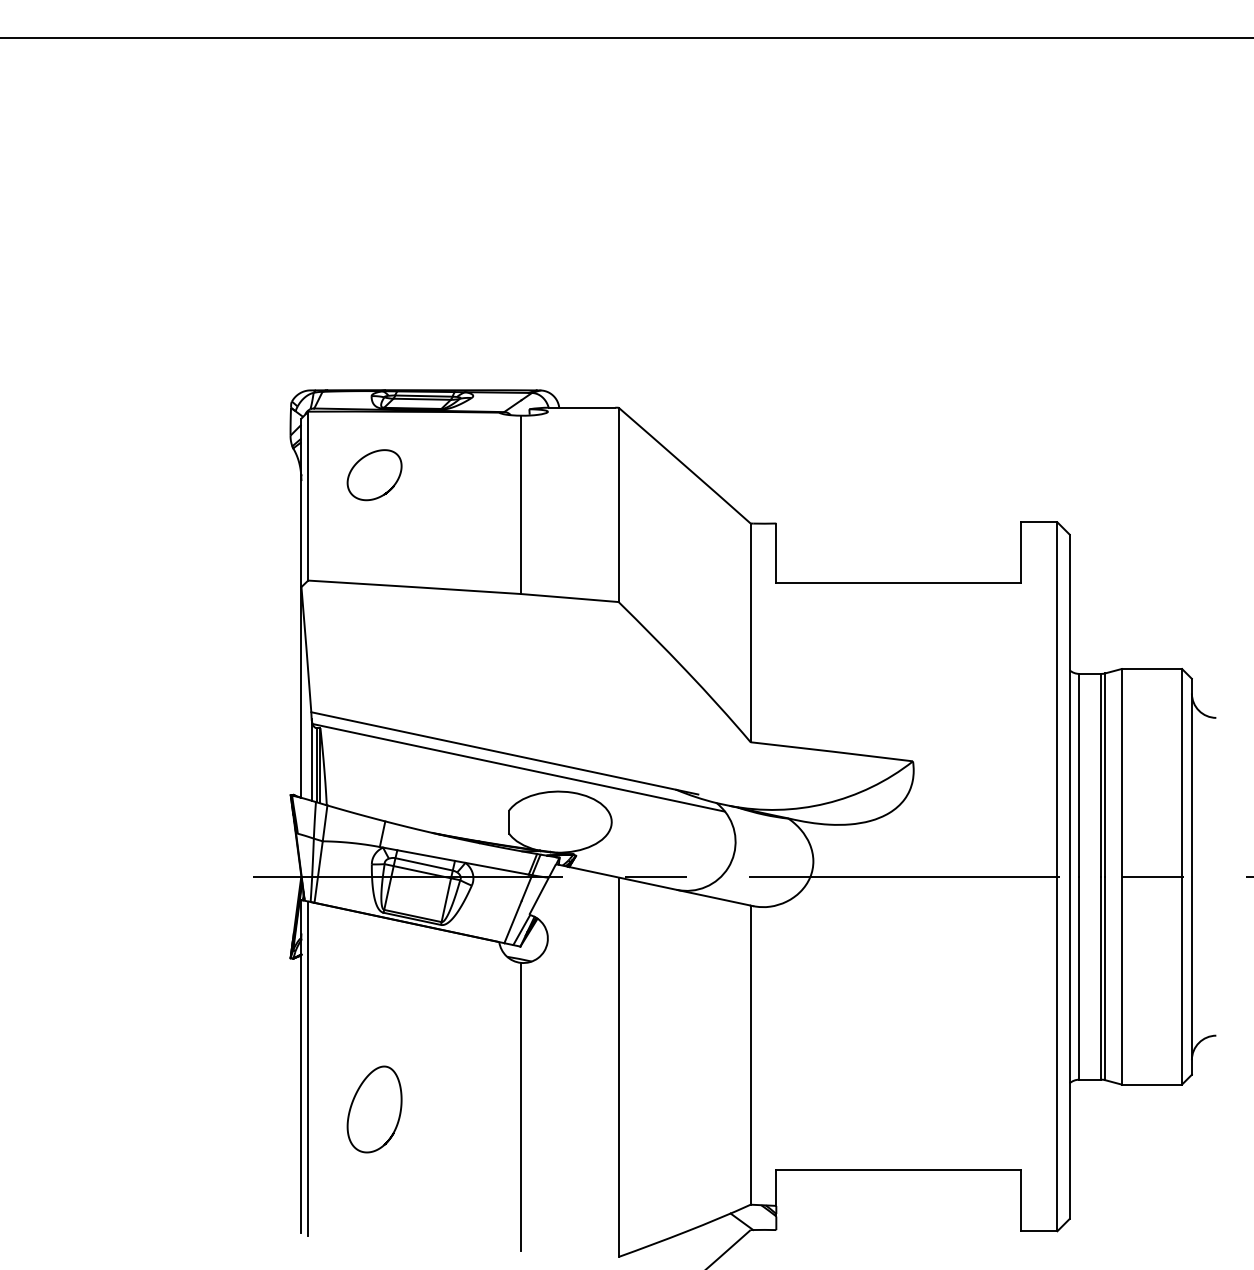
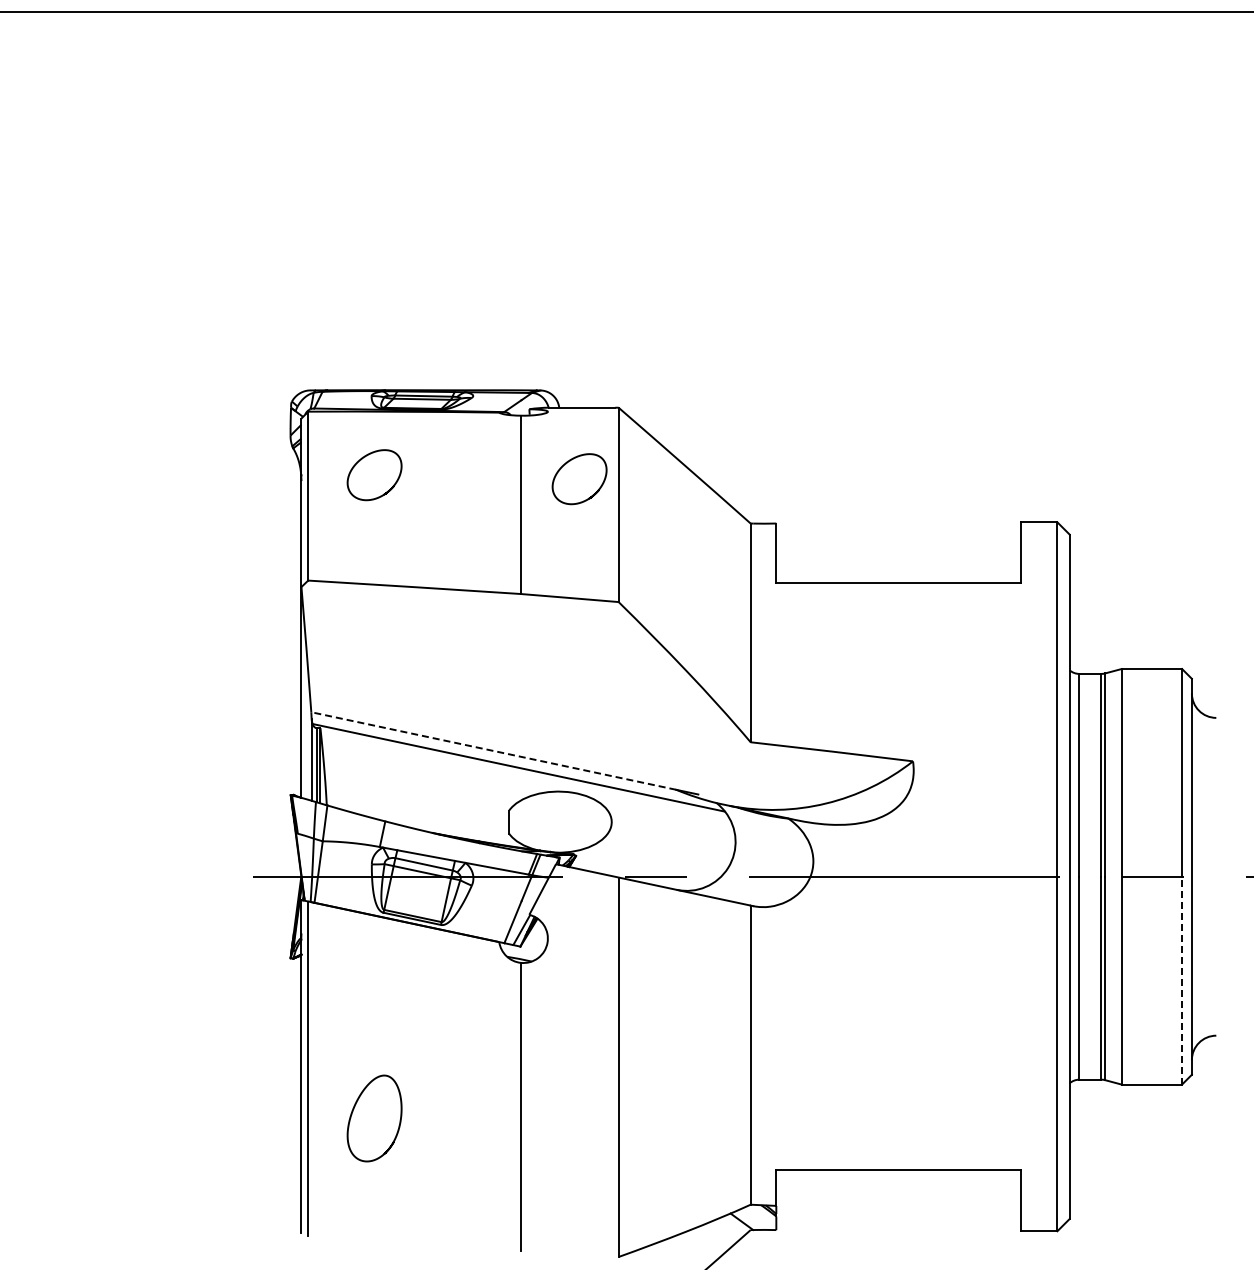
line position: (626, 38) -> (626, 12) (626, 12)
curve: none -> present (566, 464)
line: solid -> dashed (493, 751)
line: solid -> dashed (1182, 980)
curve position: (354, 1100) -> (354, 1109) (354, 1109)
